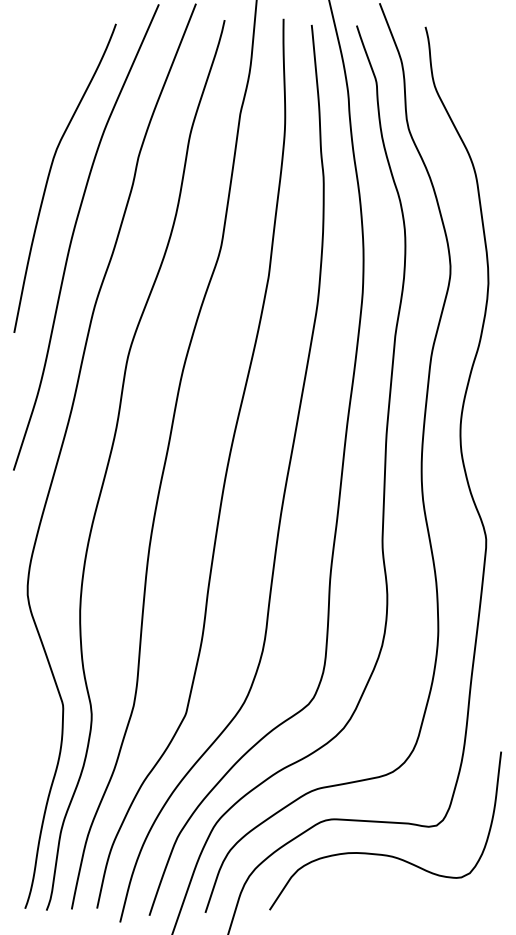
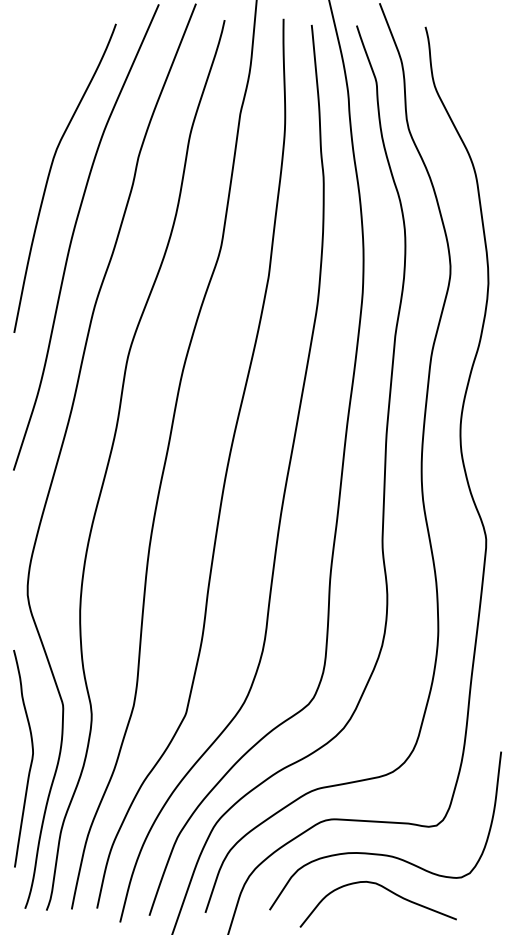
curve: none -> present (31, 758)
curve: none -> present (385, 889)
